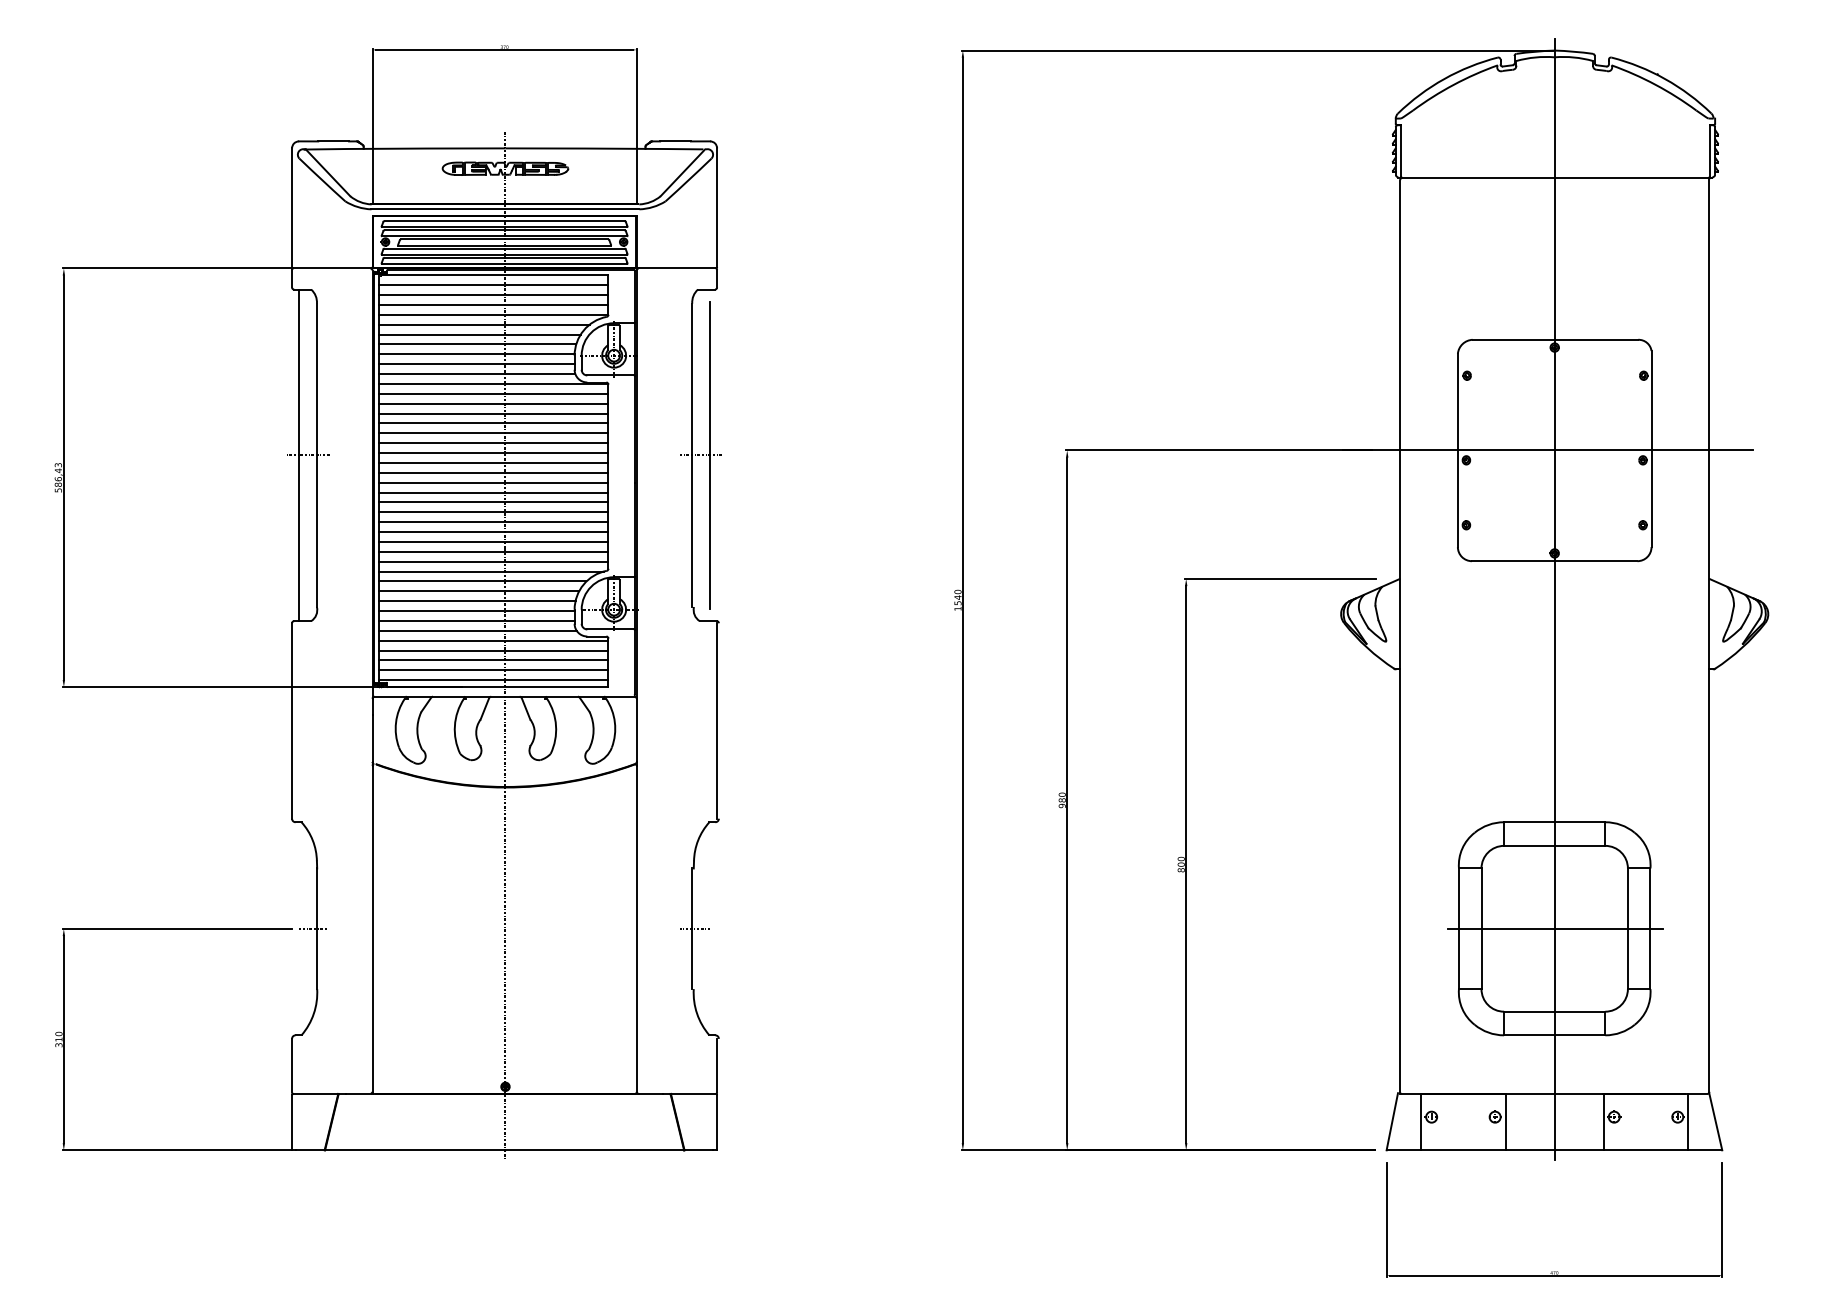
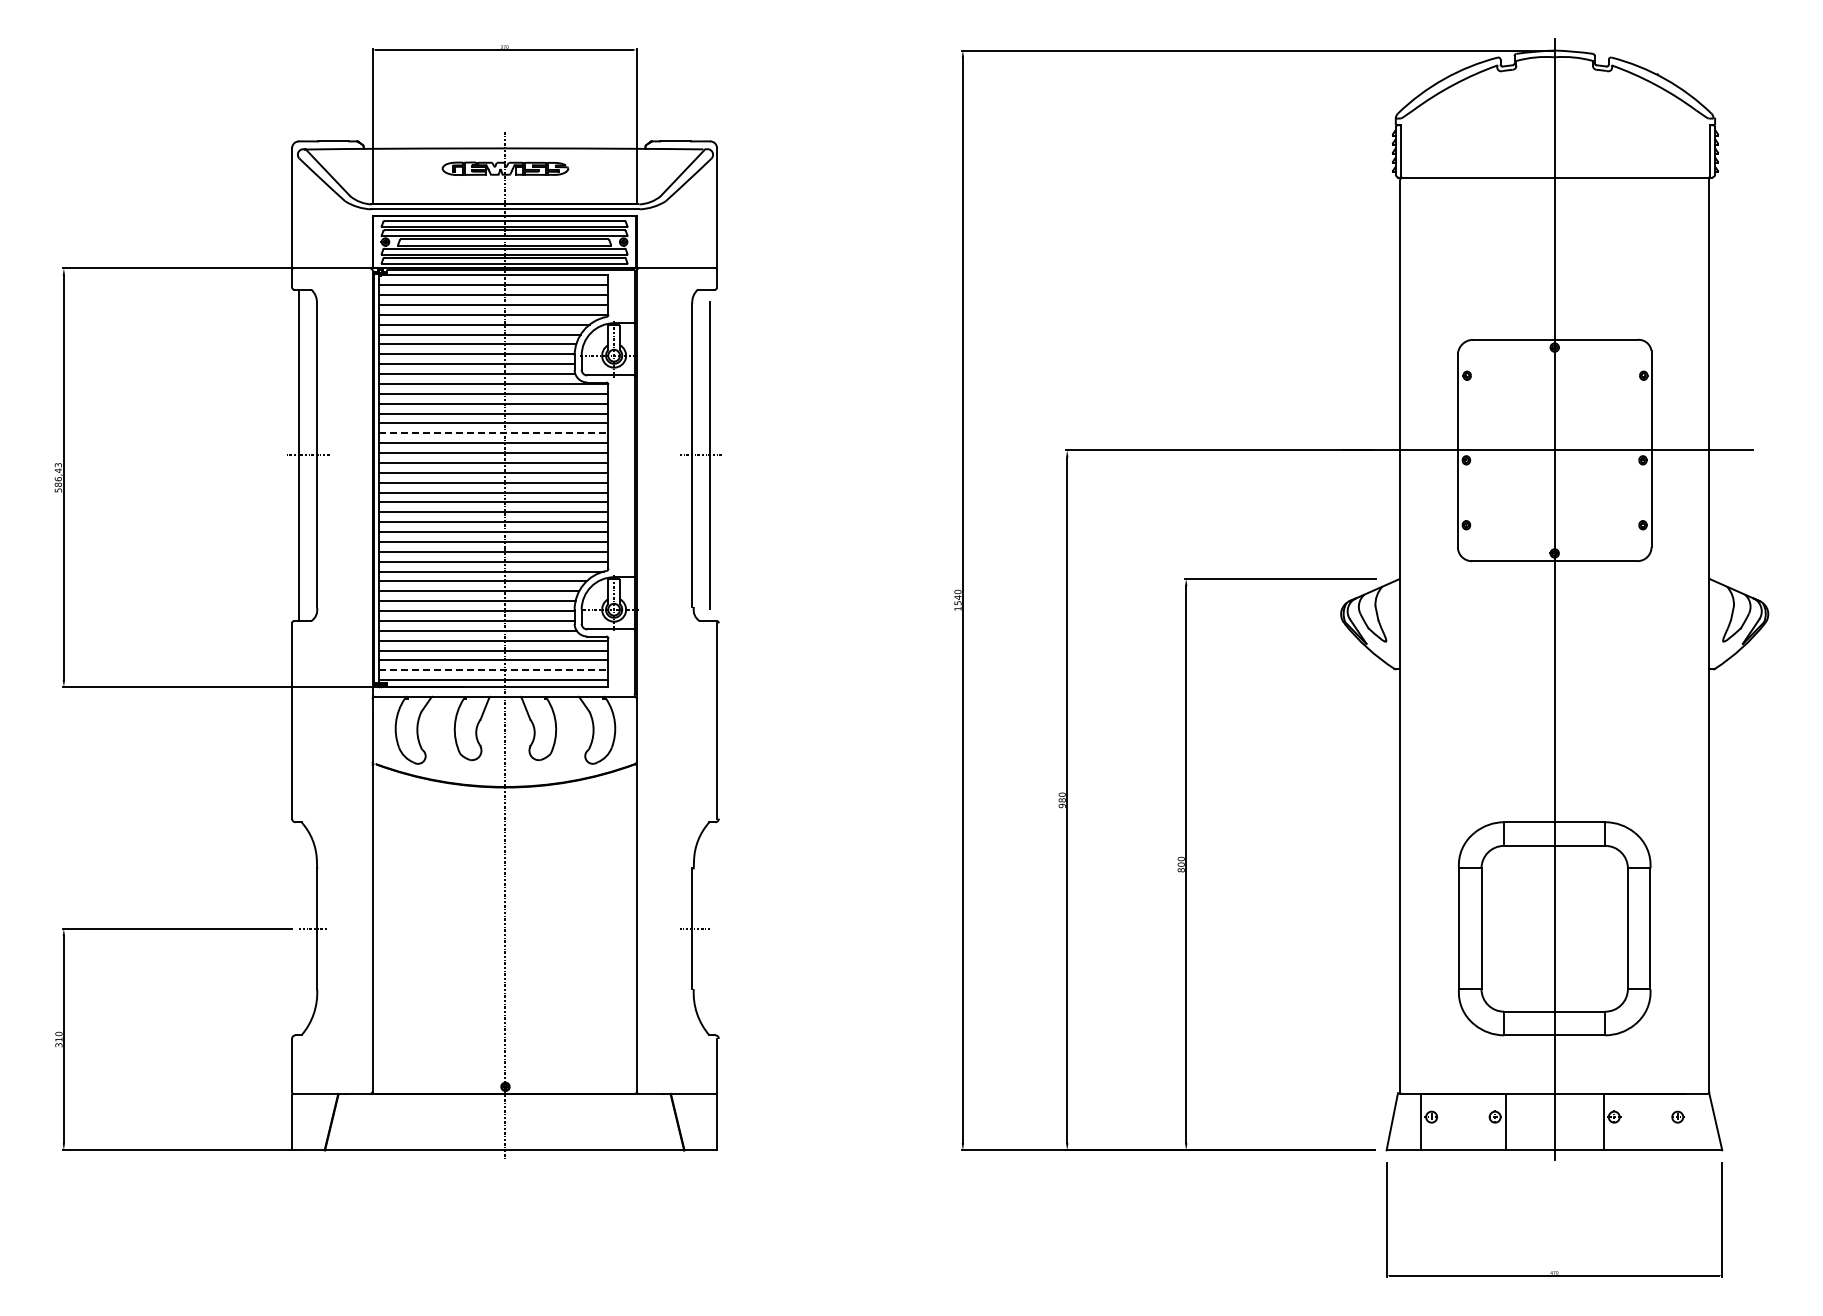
line: solid -> dashed (493, 433)
line: solid -> dashed (493, 670)
line: present -> none (1554, 928)
line: present -> none (1688, 1121)
